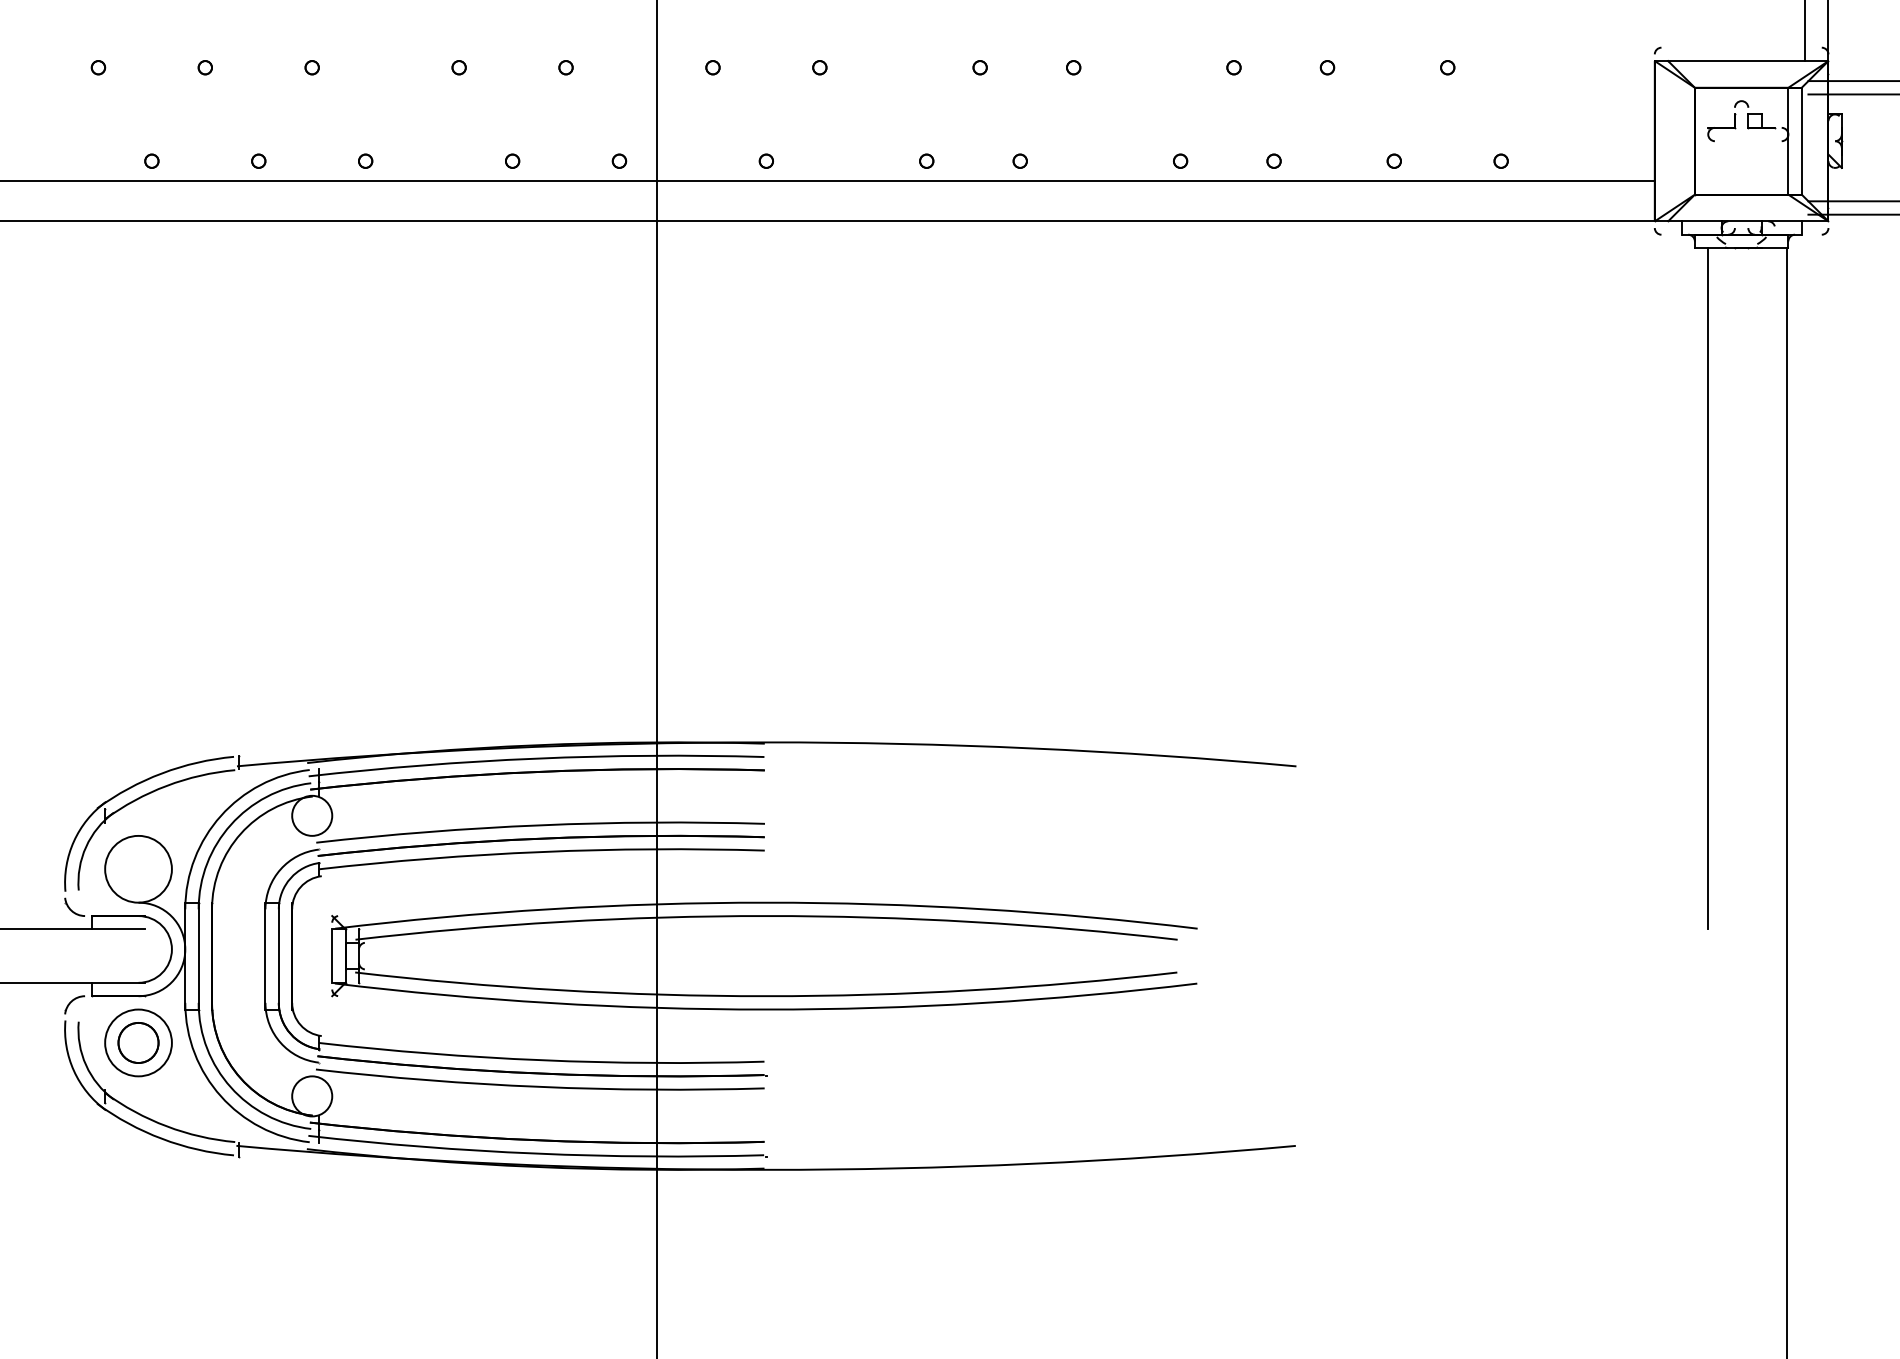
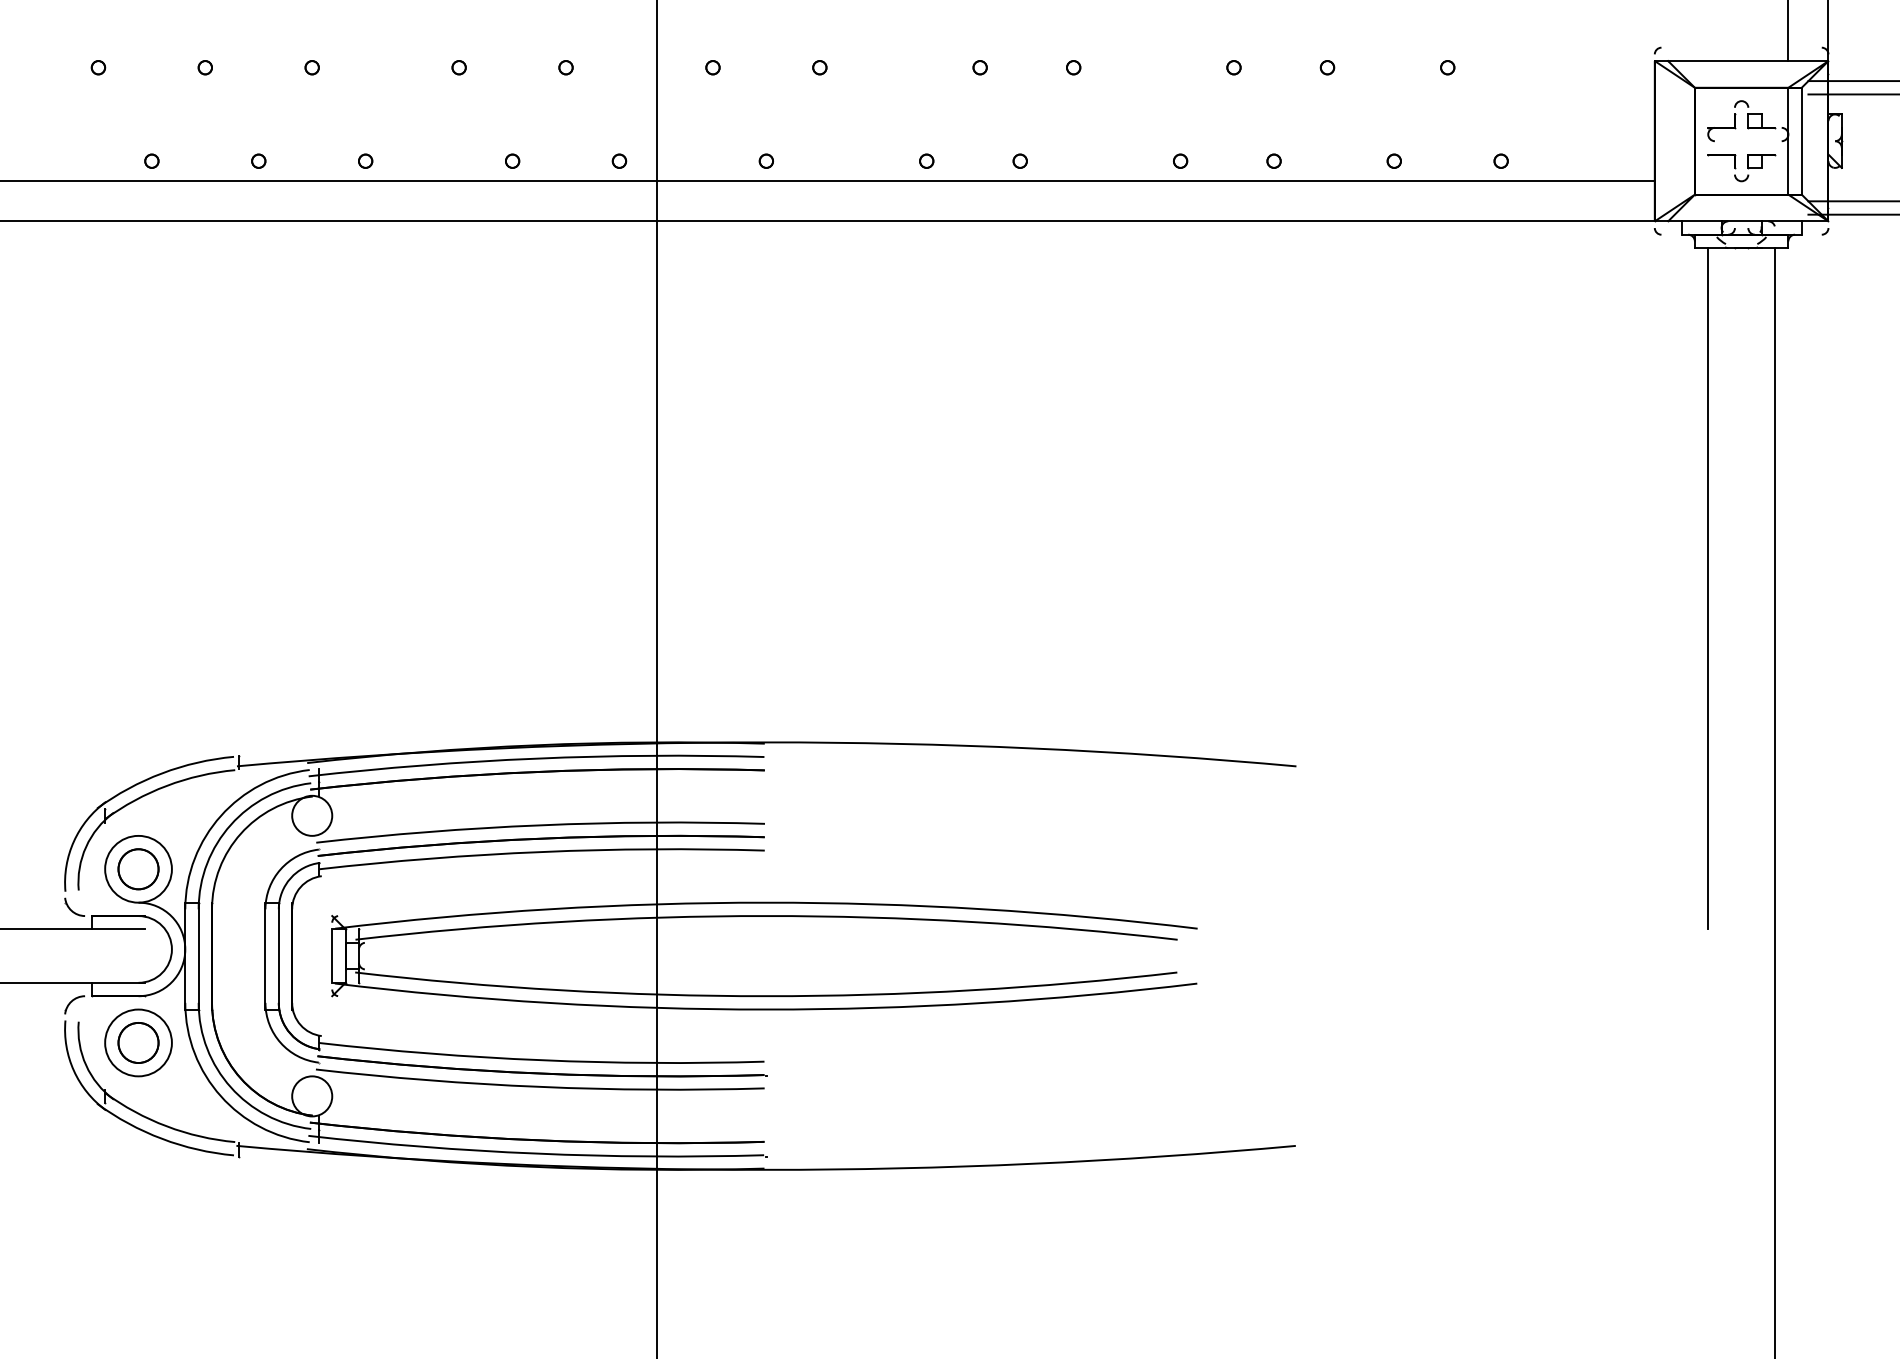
line position: (1805, 31) -> (1788, 31) (1788, 31)
part: none -> present (1741, 168)
line position: (1787, 801) -> (1775, 801) (1775, 801)
part: none -> present (138, 869)
